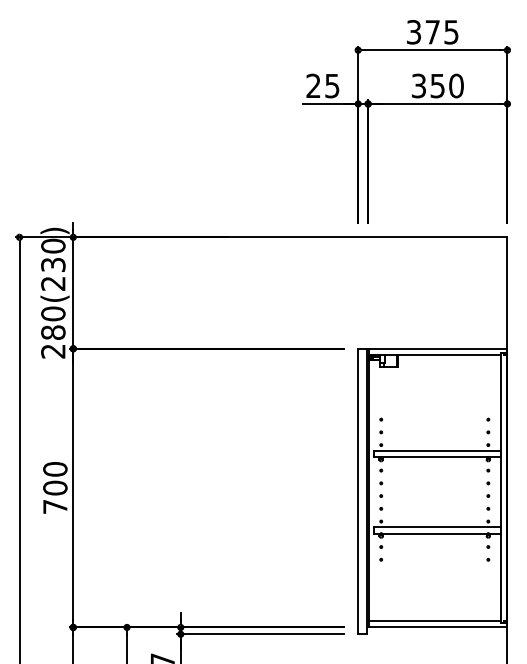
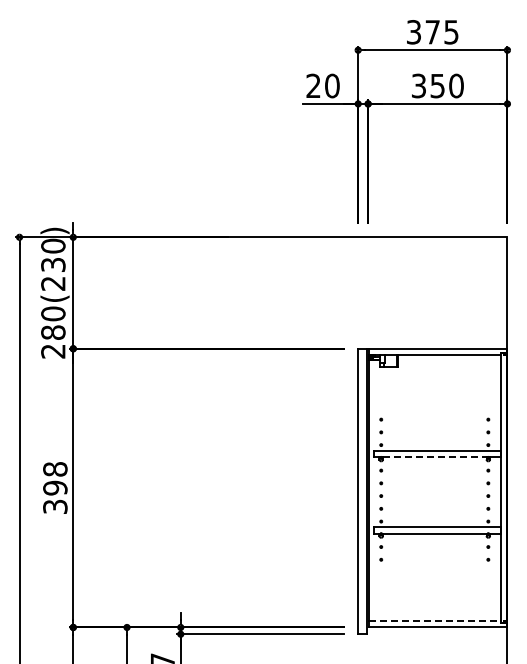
text: 25 -> 20 (332, 85)
line: solid -> dashed (434, 457)
text: 700 -> 398 (55, 487)
line: solid -> dashed (435, 621)
